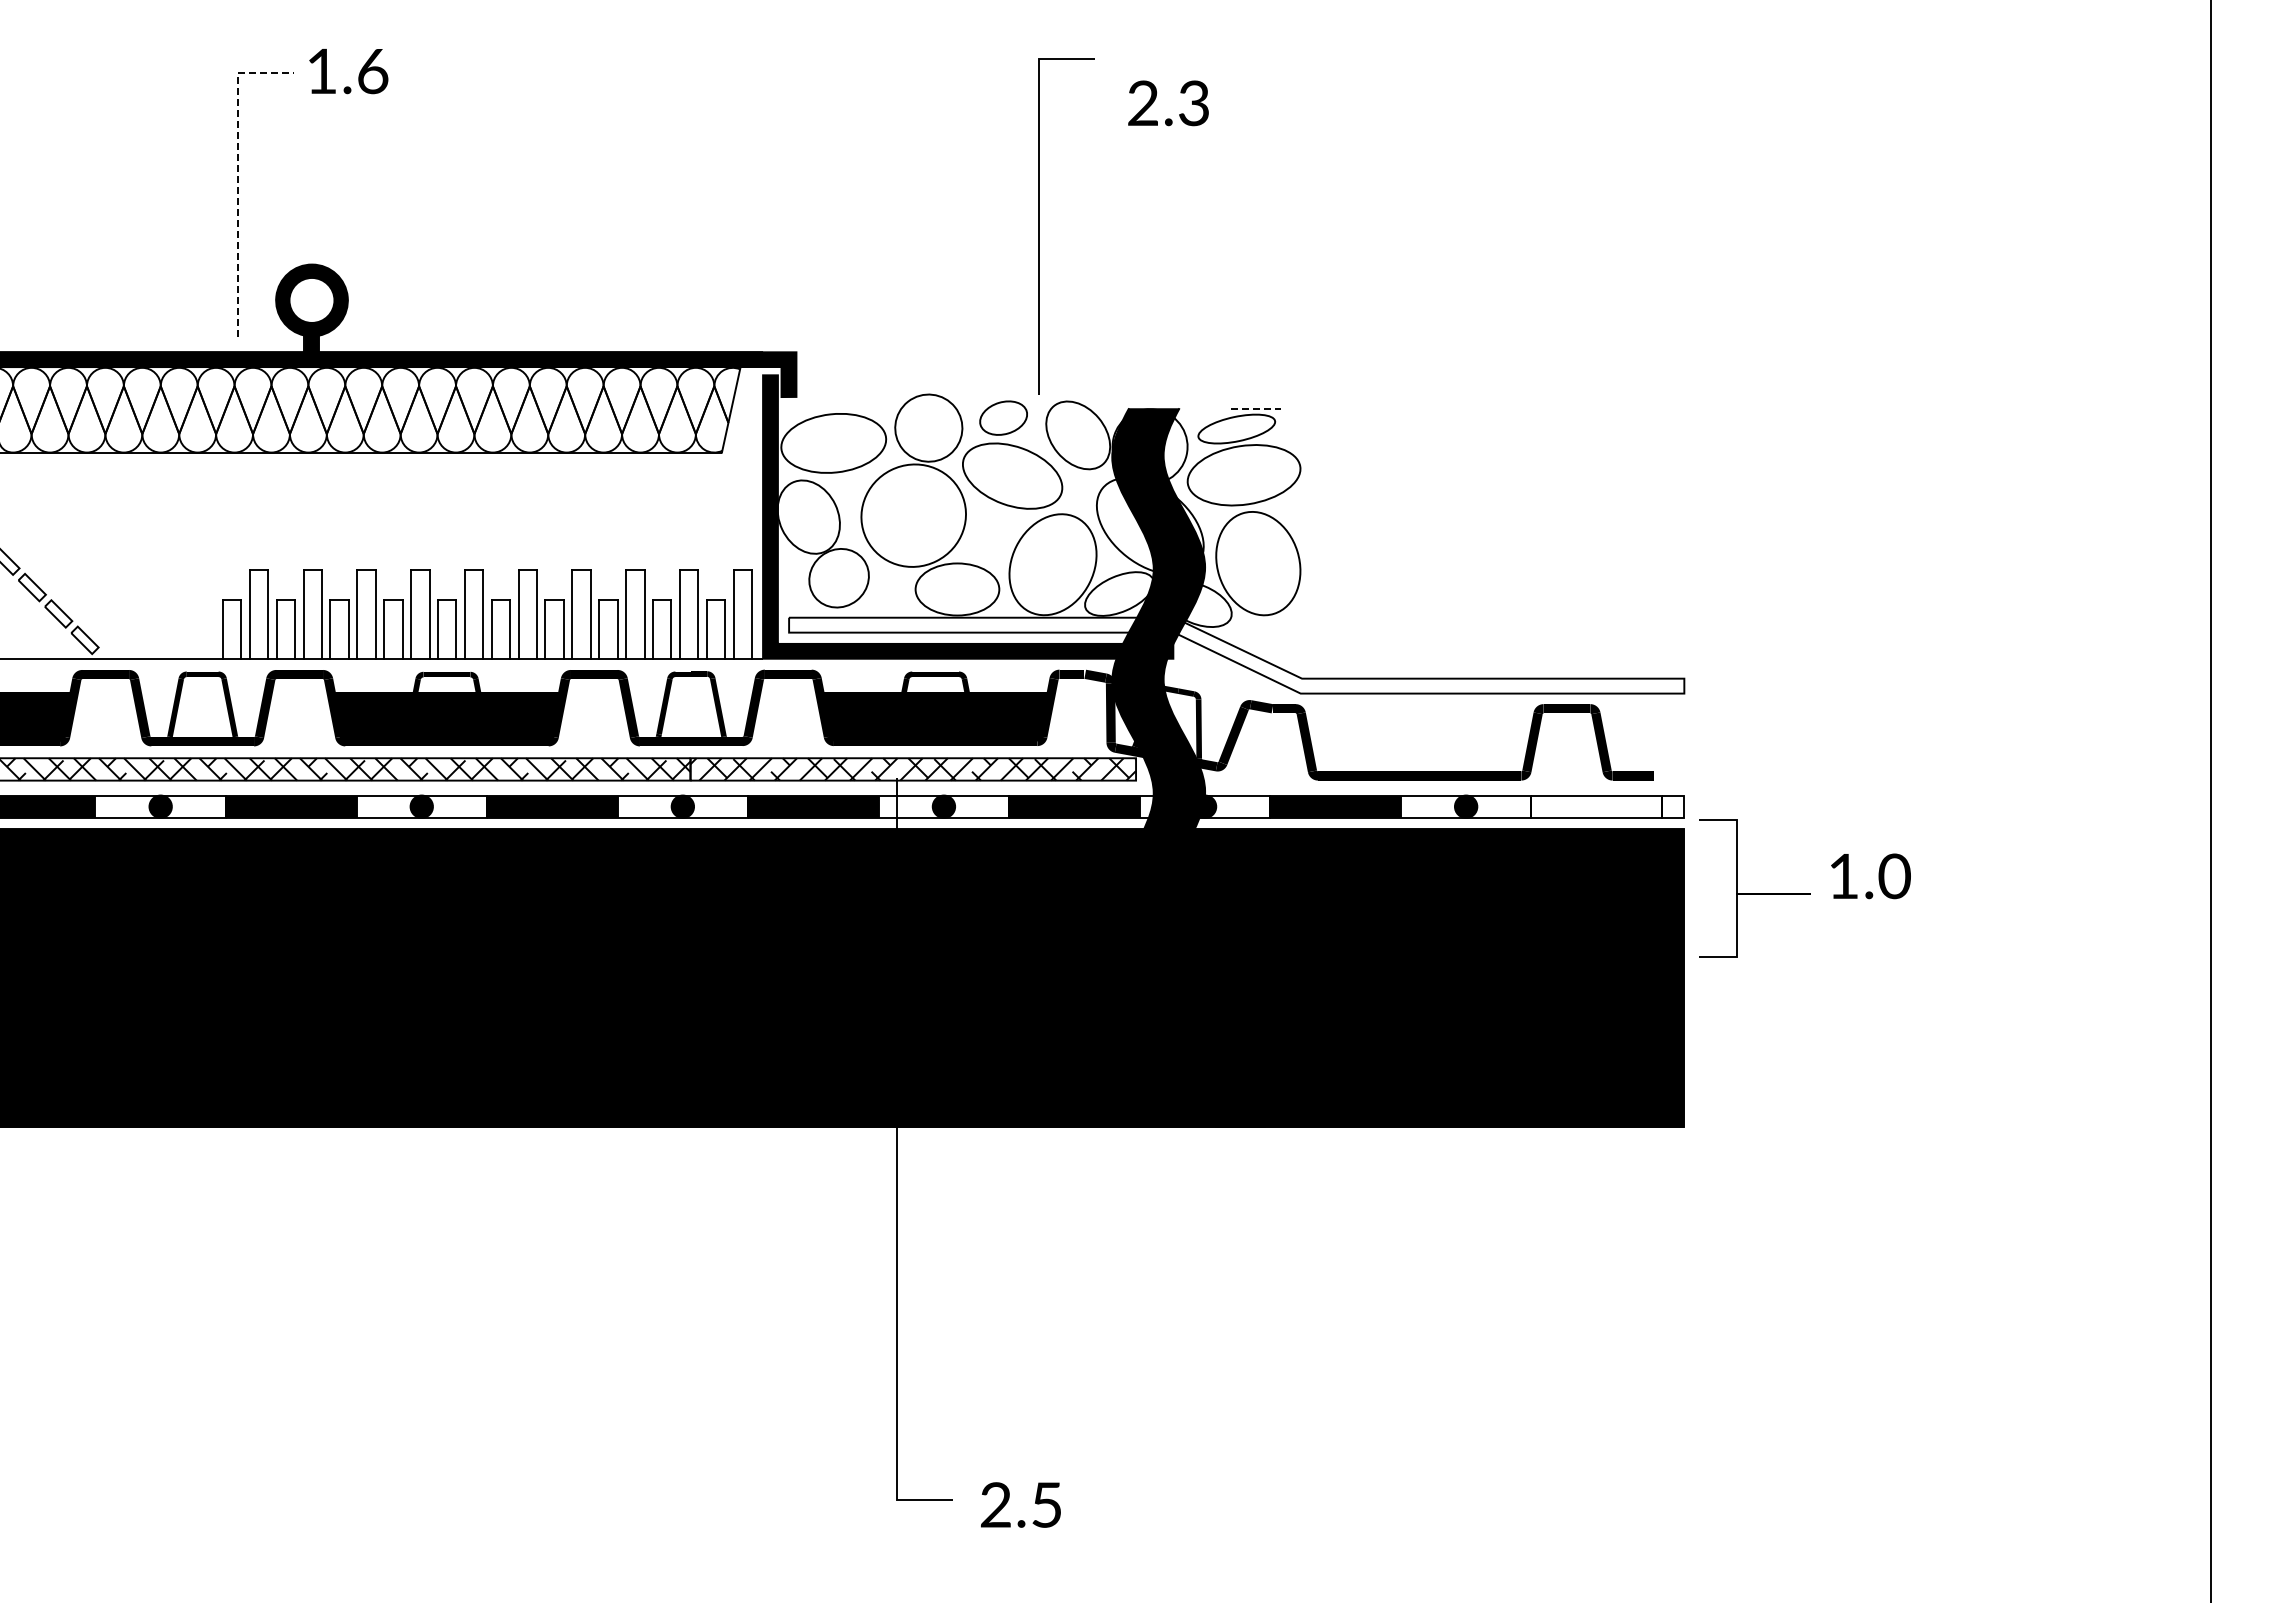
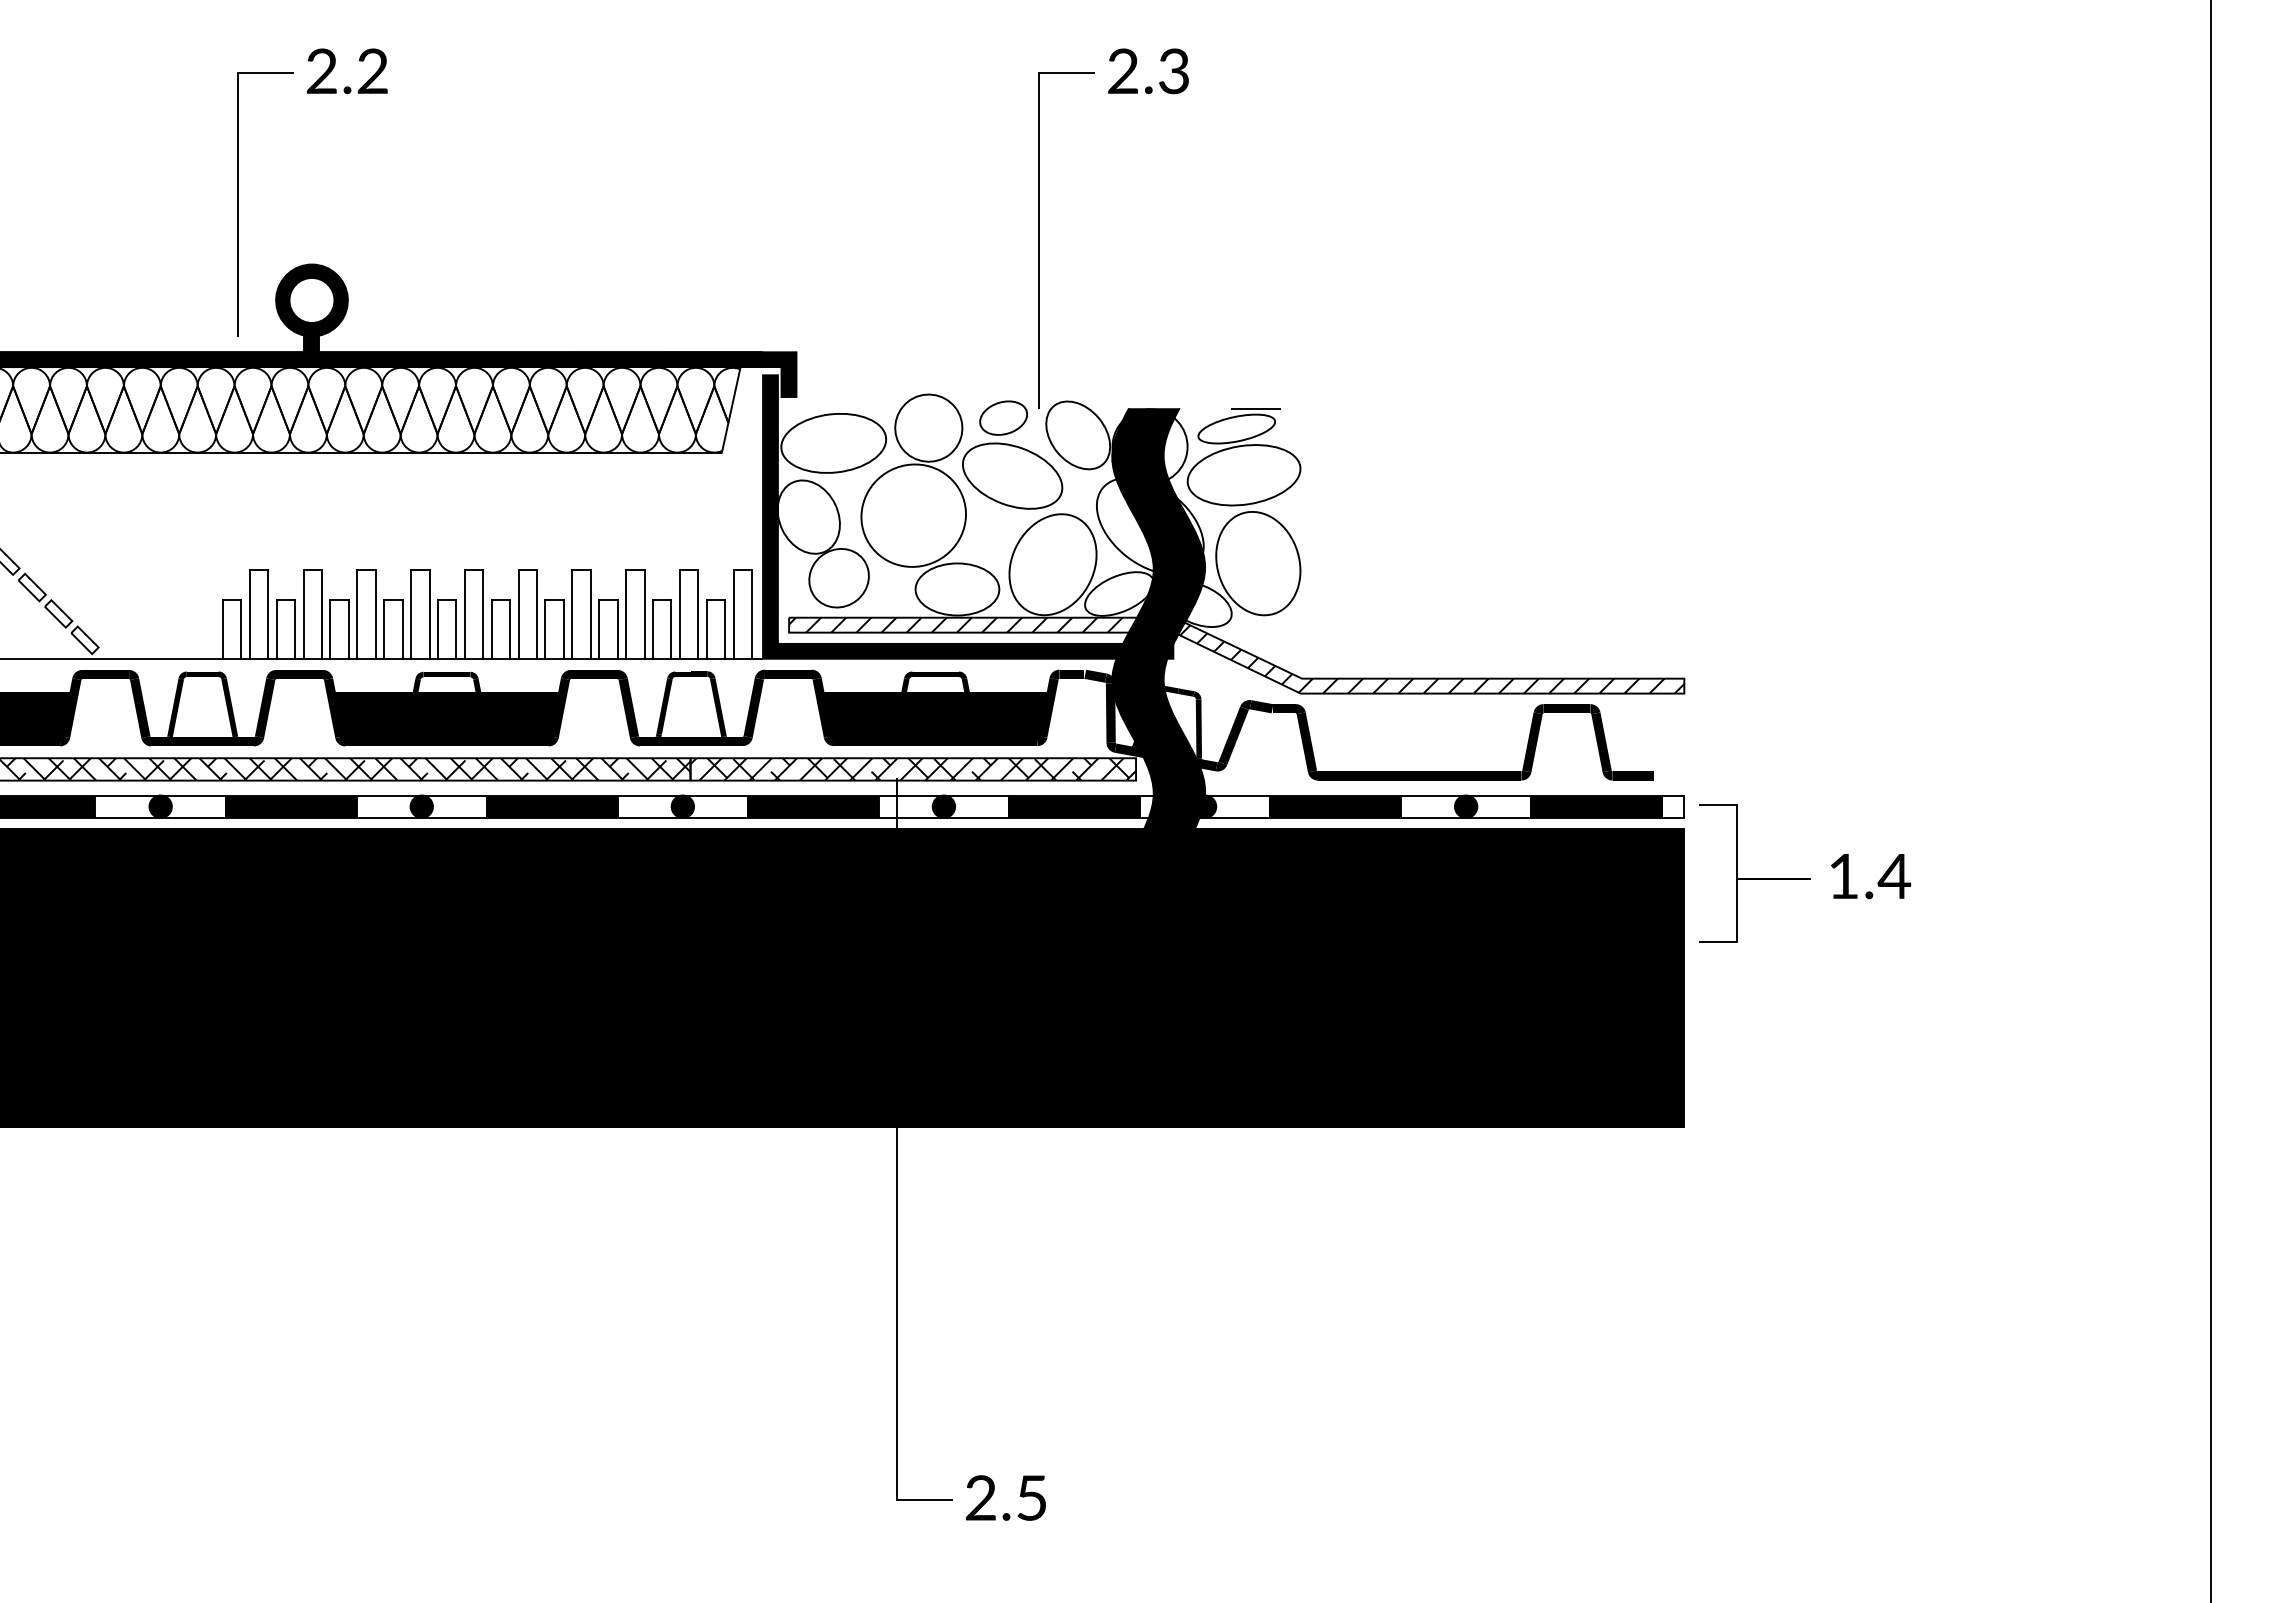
text: 1.6 -> 2.2 (347, 71)
text position: (1168, 103) -> (1148, 71) (1148, 71)
line: dashed -> solid (237, 176)
line position: (1039, 226) -> (1039, 240) (1039, 240)
line: dashed -> solid (1256, 408)
hatch: none -> present (1236, 655)
fill: none -> present (1596, 806)
text: 1.0 -> 1.4 (1894, 876)
part position: (1754, 888) -> (1754, 873) (1754, 873)
text position: (1020, 1504) -> (1005, 1497) (1005, 1497)
